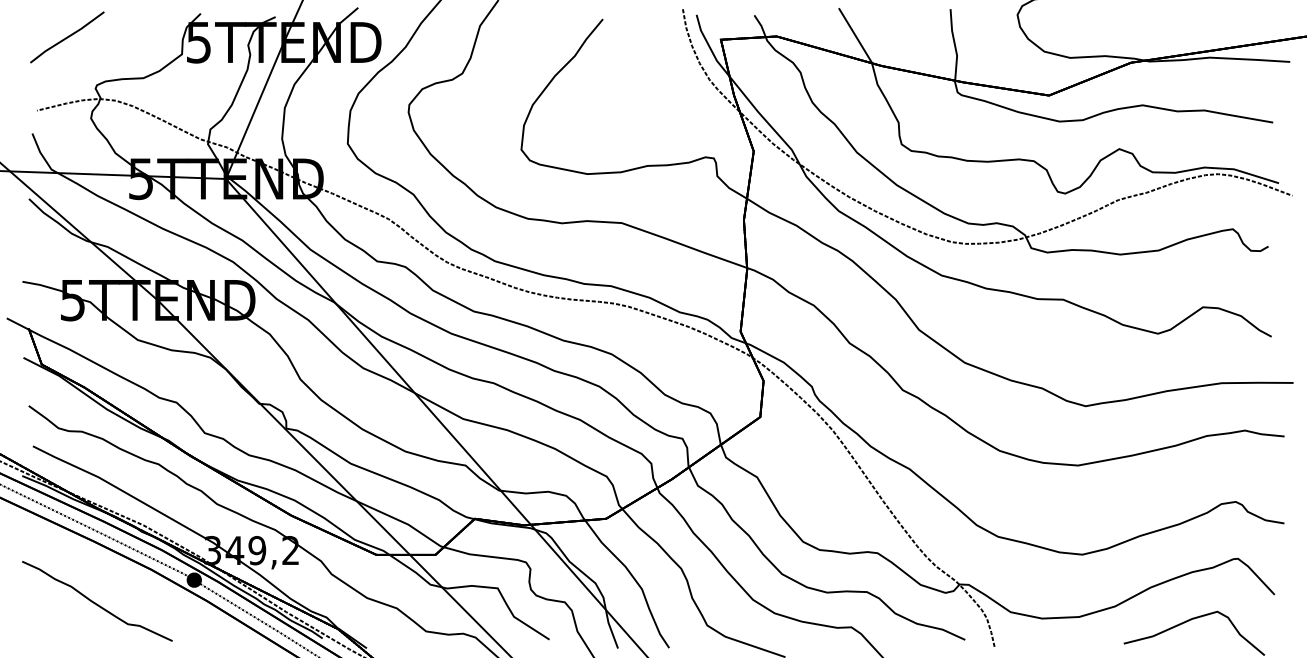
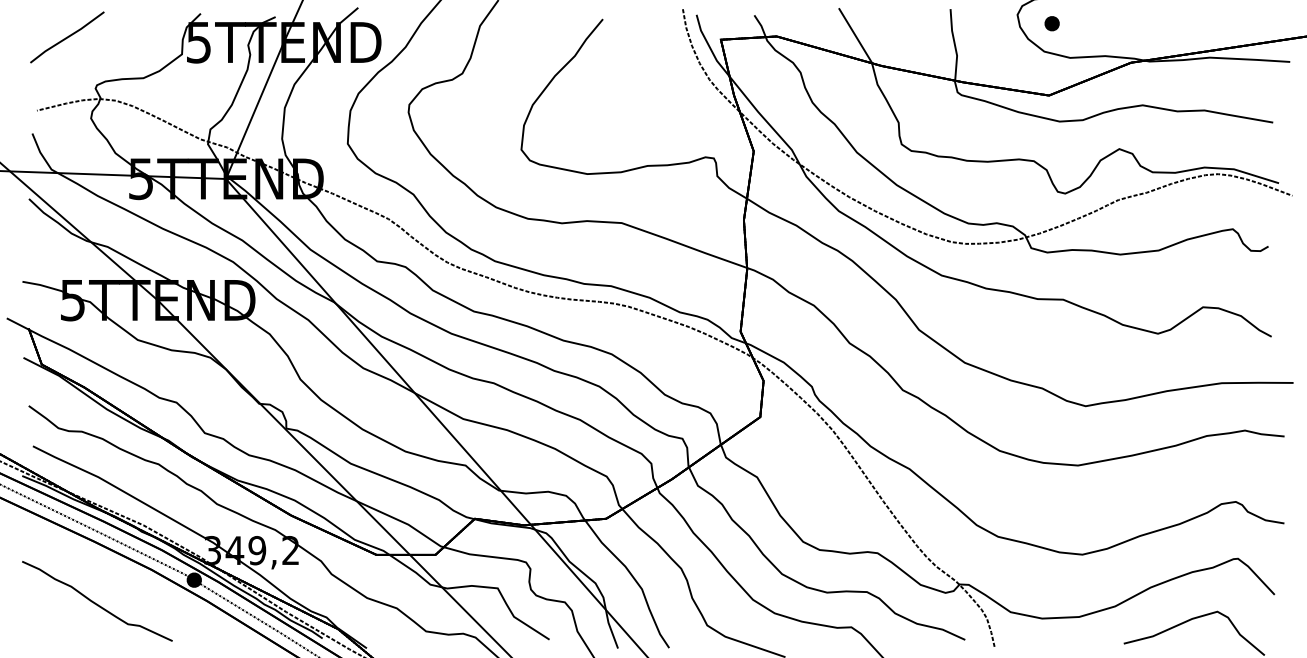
part: none -> present (1051, 23)
